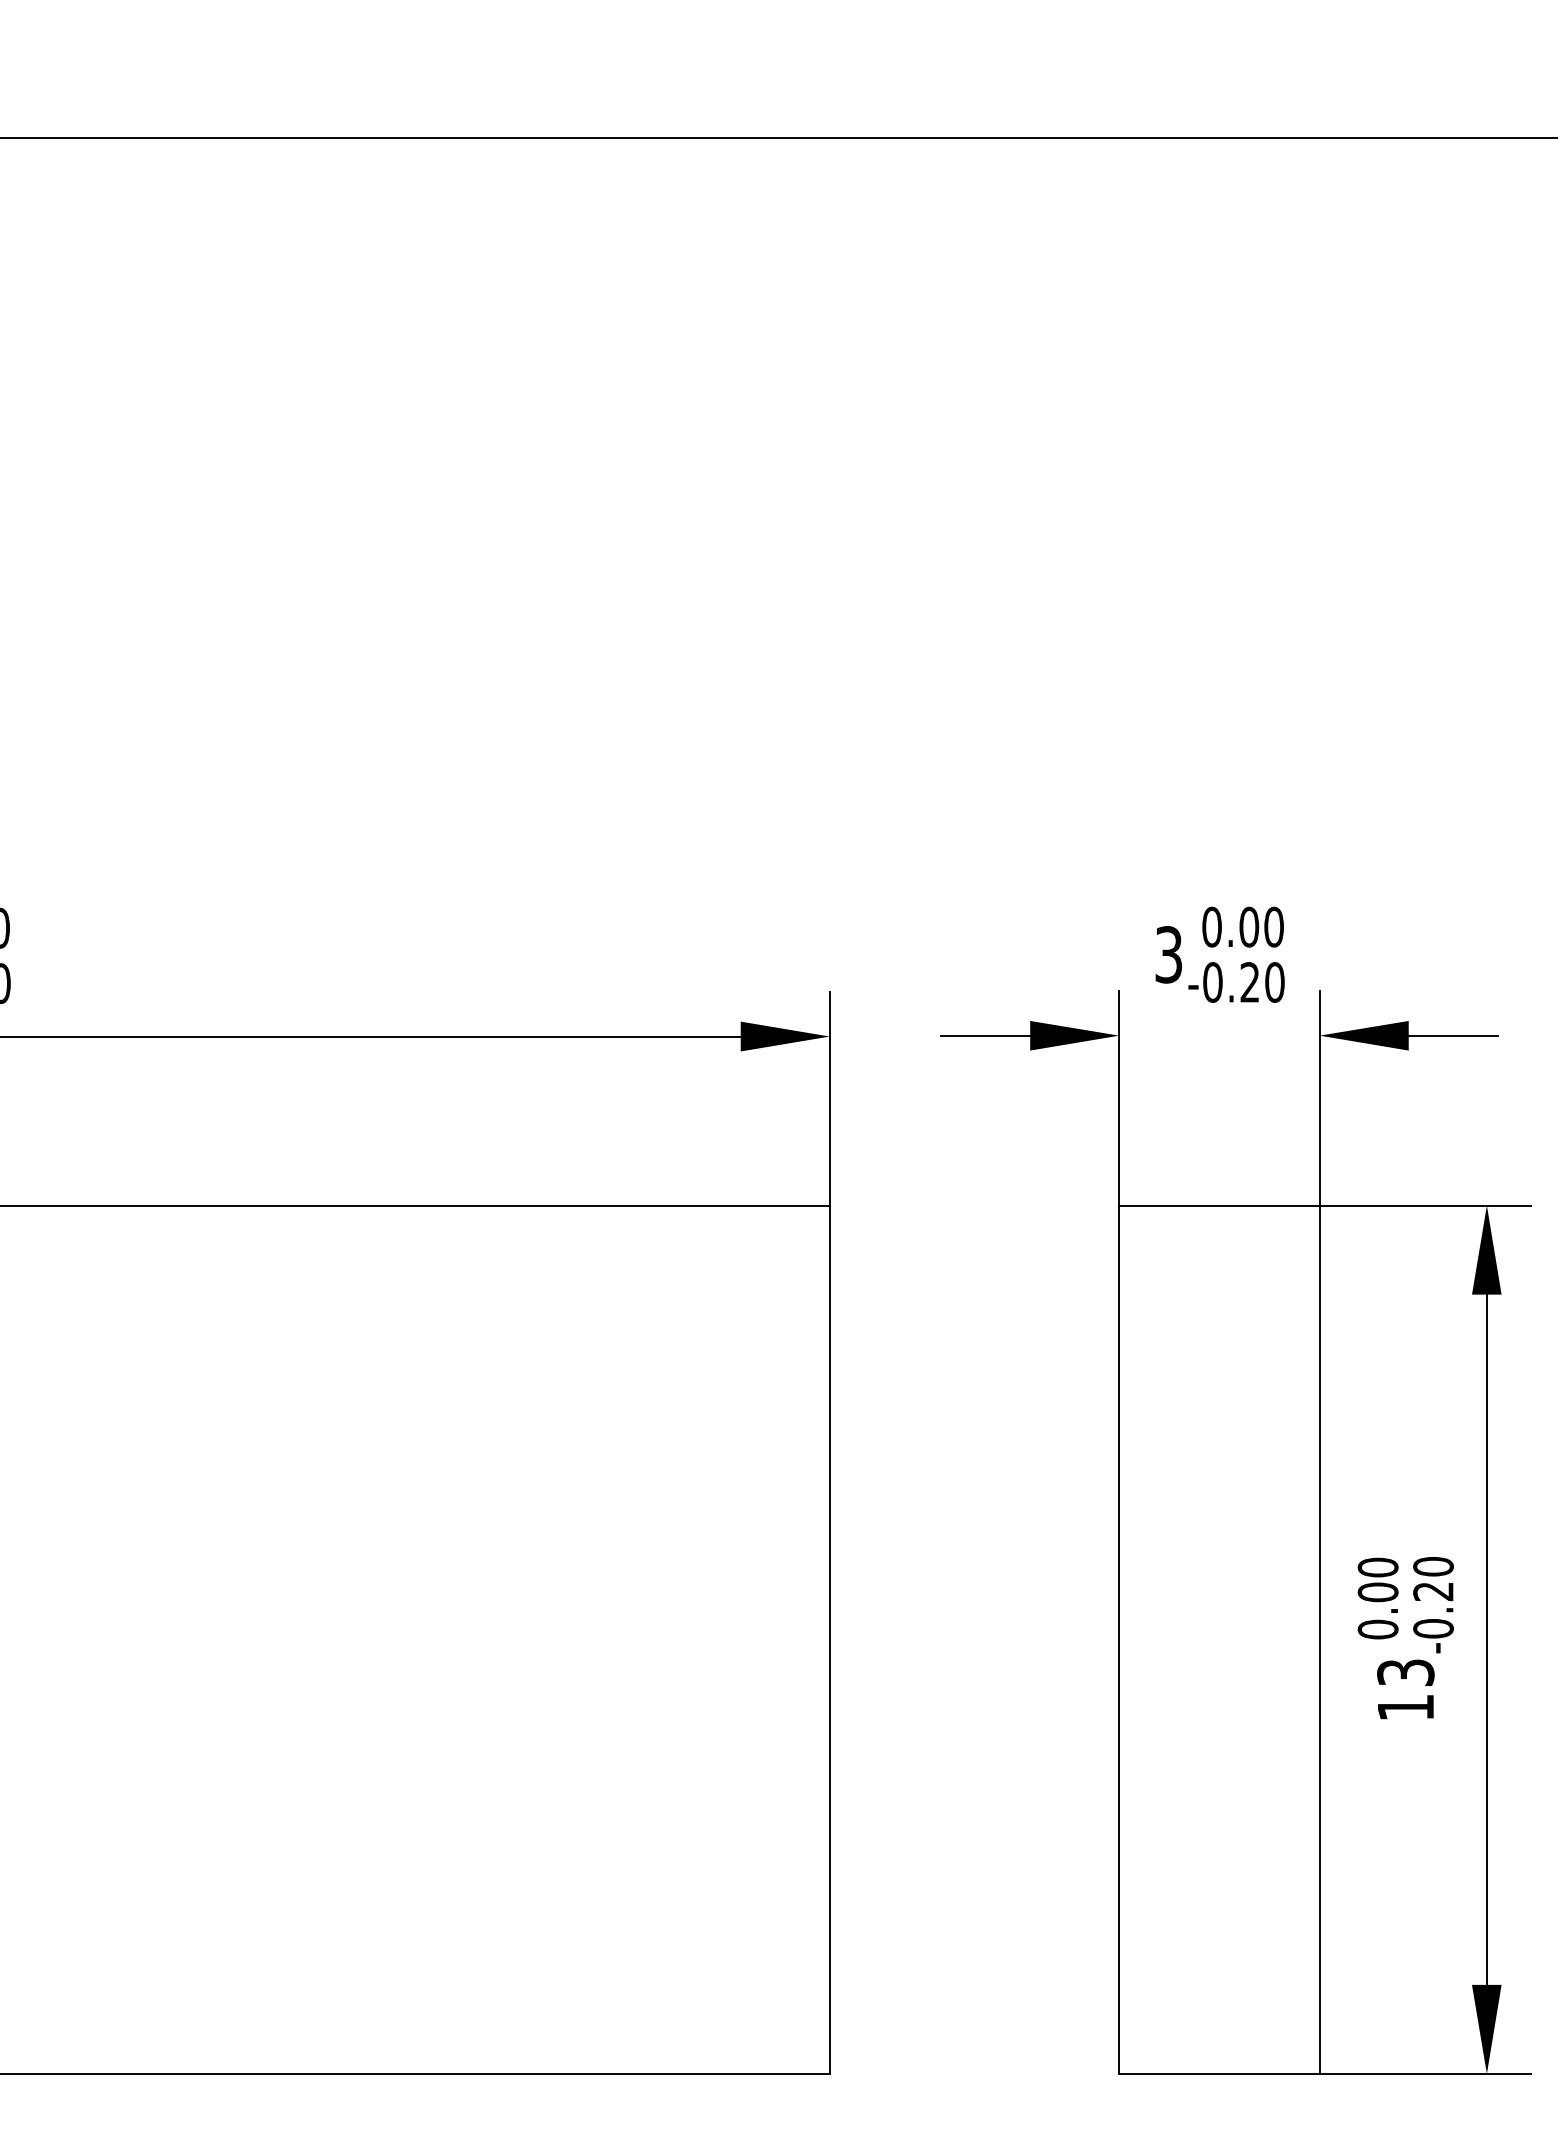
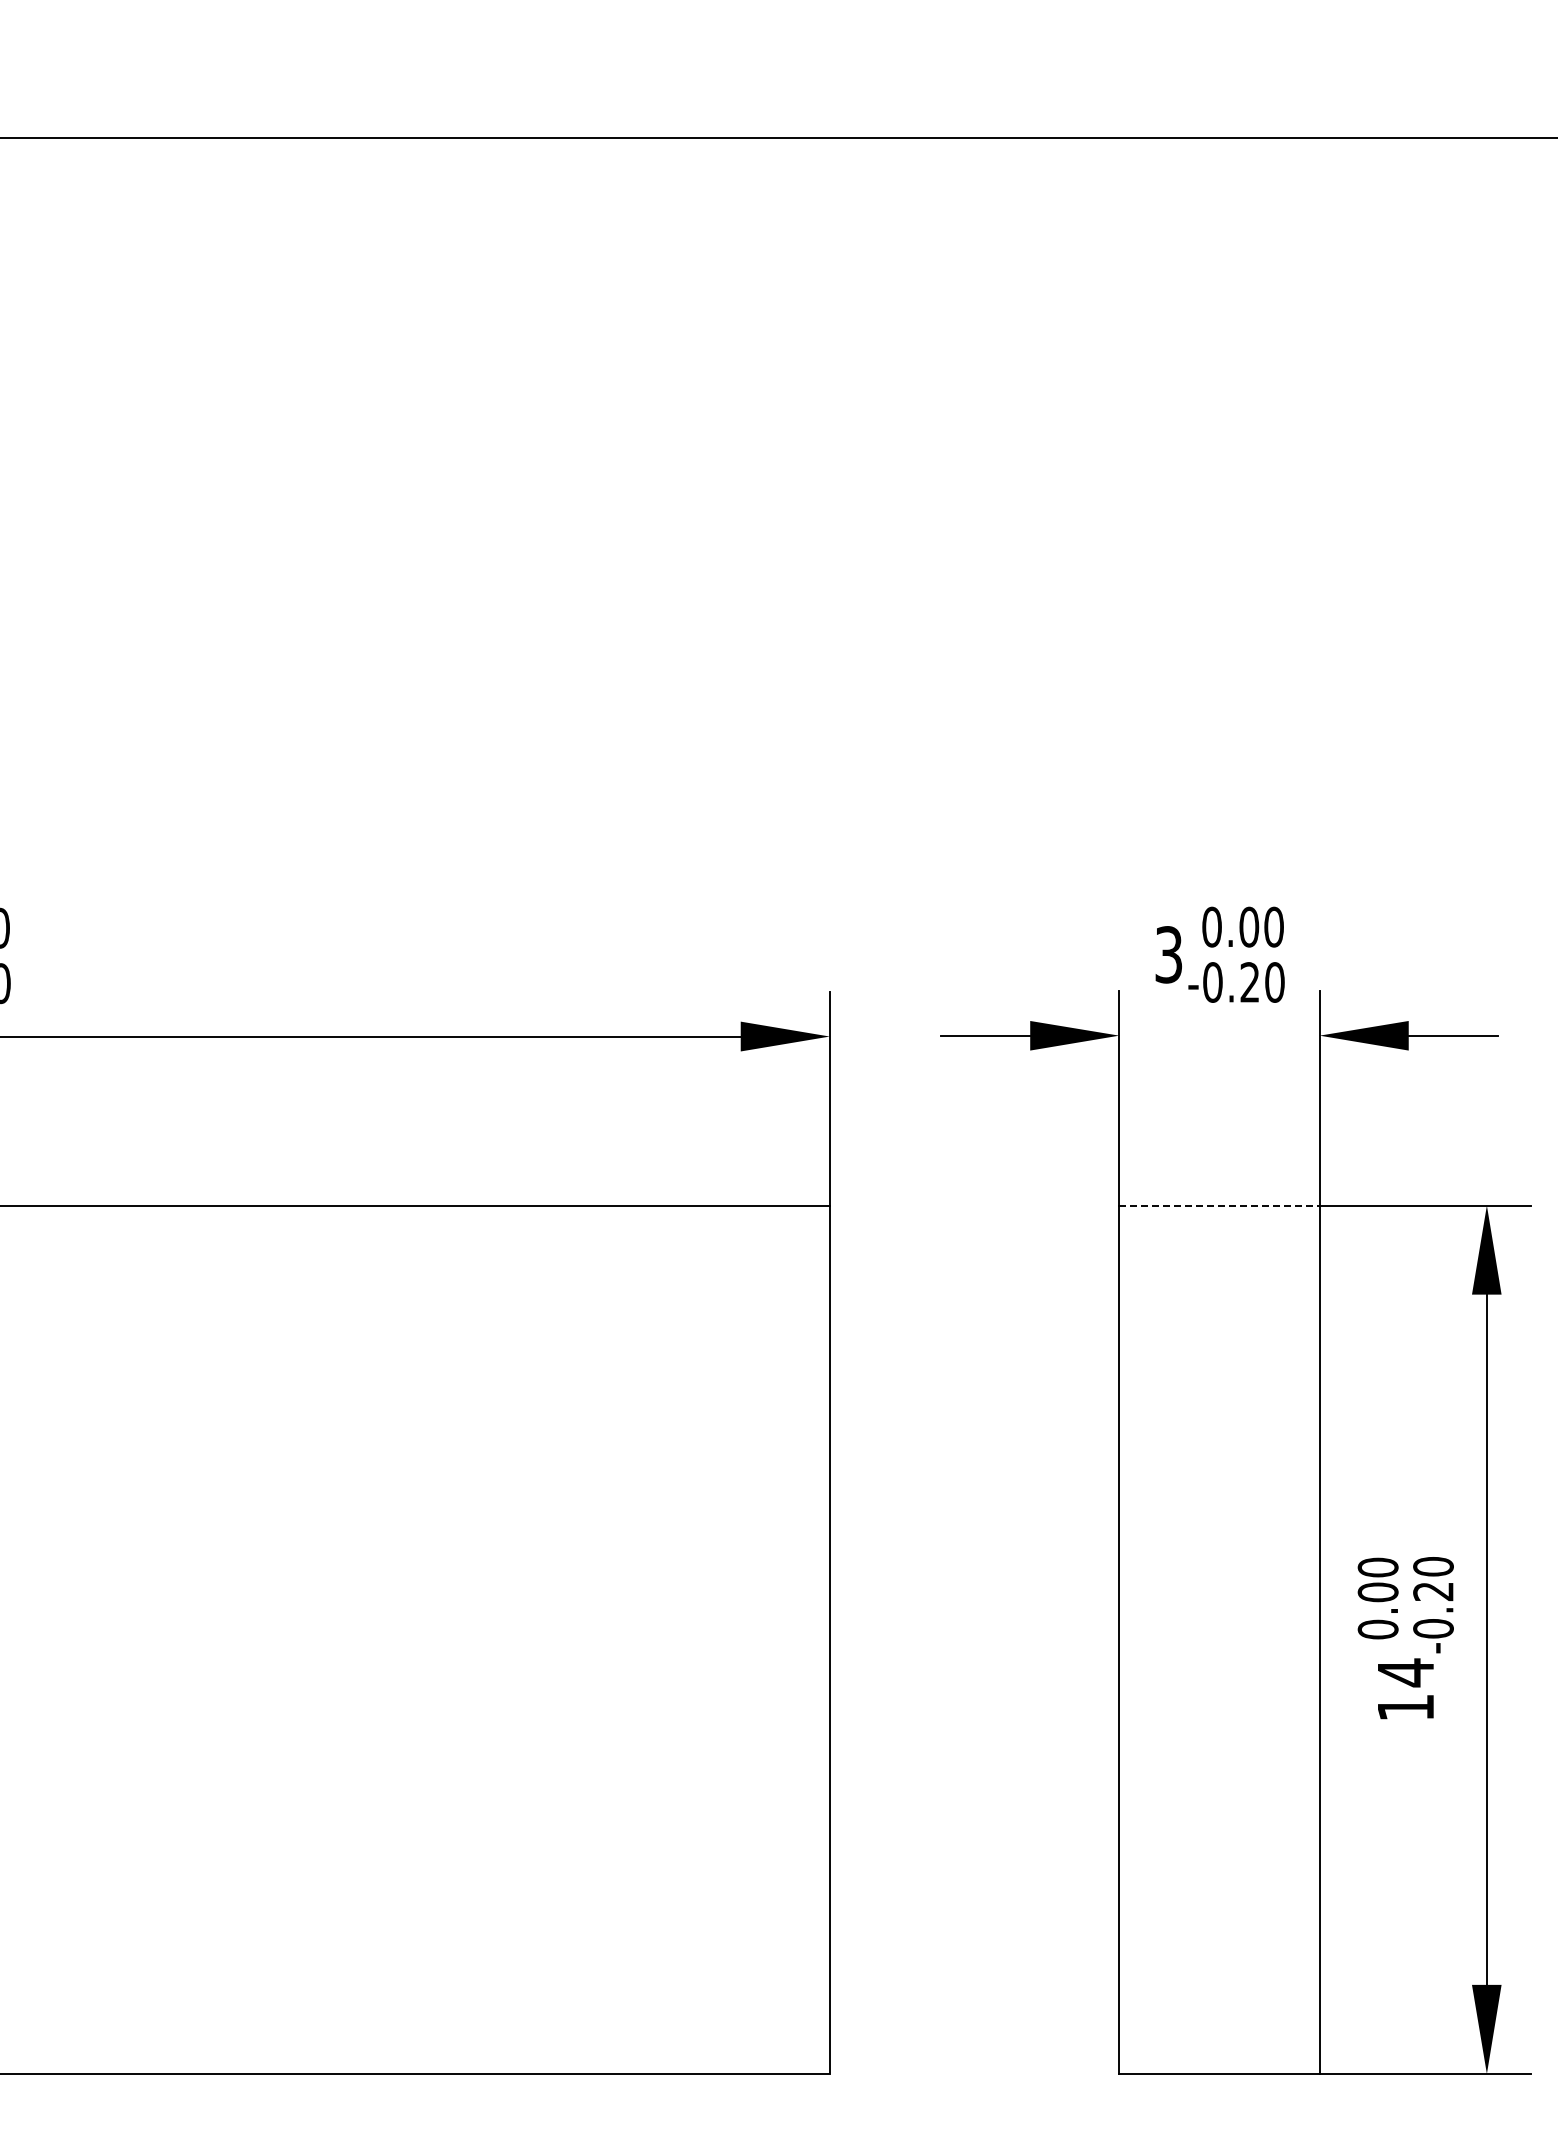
line: solid -> dashed (1220, 1205)
text: 13 -> 14 (1405, 1672)
